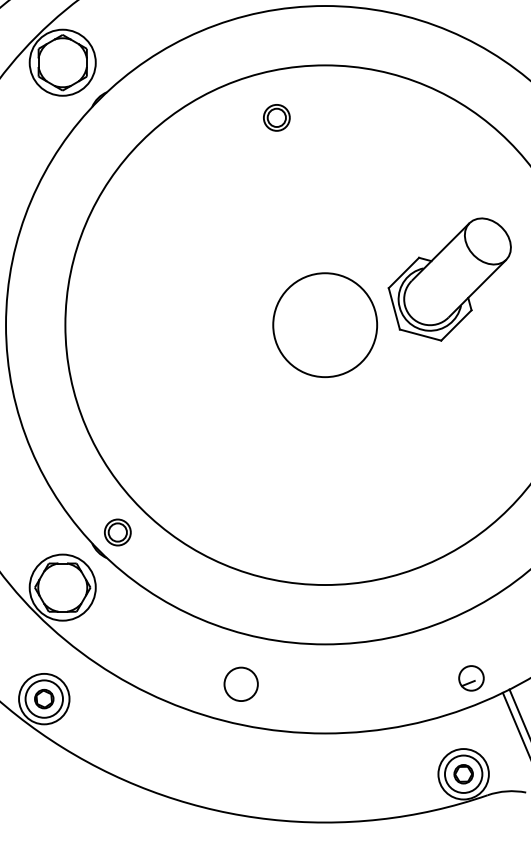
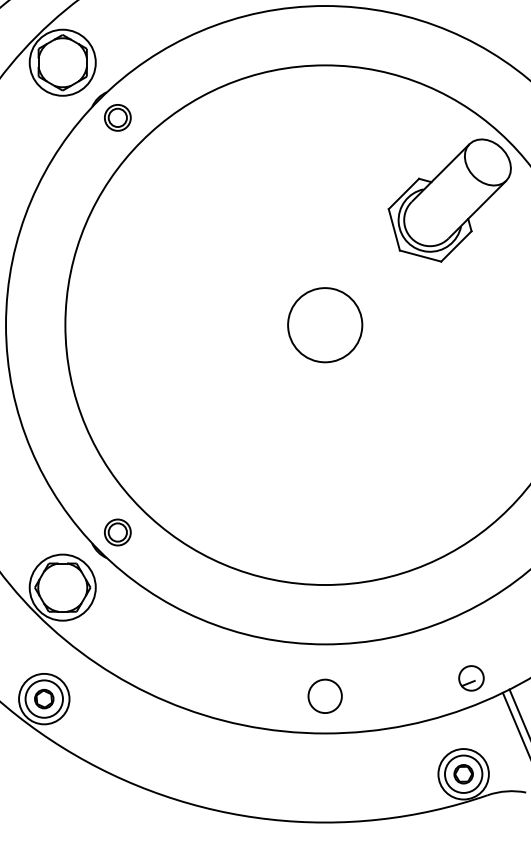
part position: (276, 117) -> (117, 117) (117, 117)
part position: (449, 279) -> (449, 200) (449, 200)
circle diameter: 104 px -> 74 px (325, 325)
circle position: (240, 683) -> (324, 695) (324, 695)
